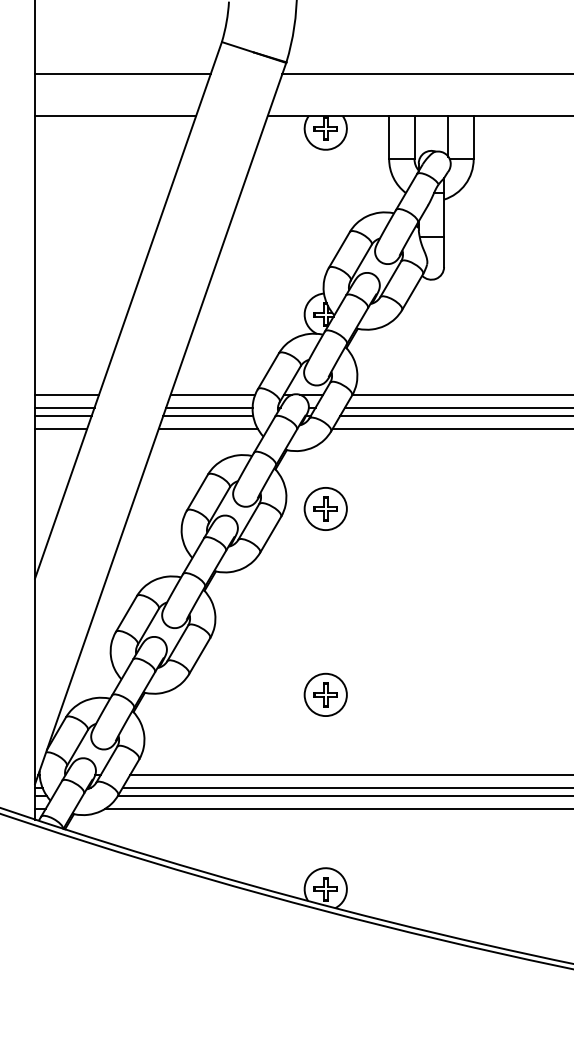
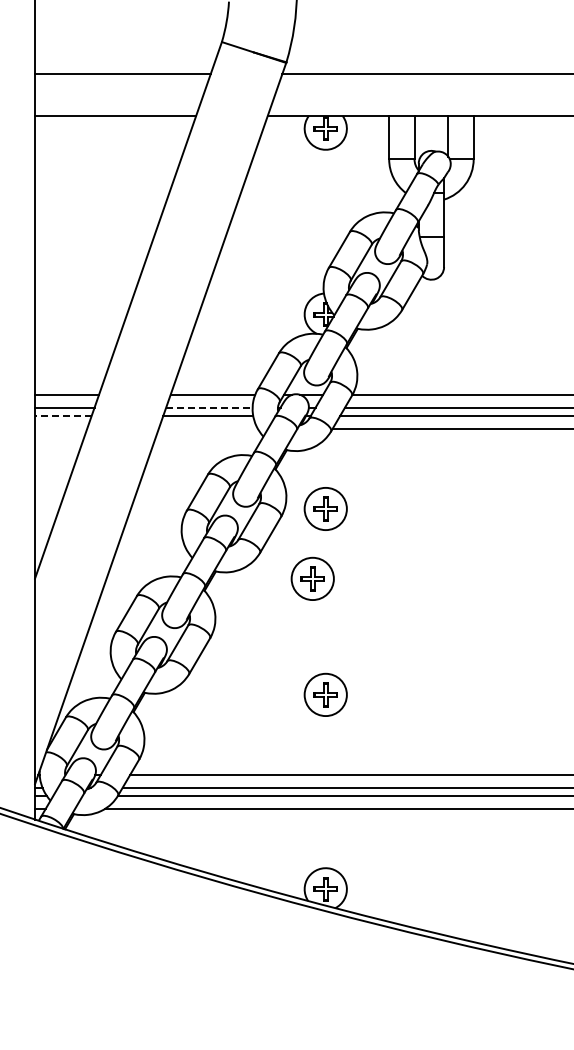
line: solid -> dashed (209, 407)
line: solid -> dashed (62, 416)
line: present -> none (61, 428)
line: present -> none (207, 428)
part: none -> present (312, 578)
